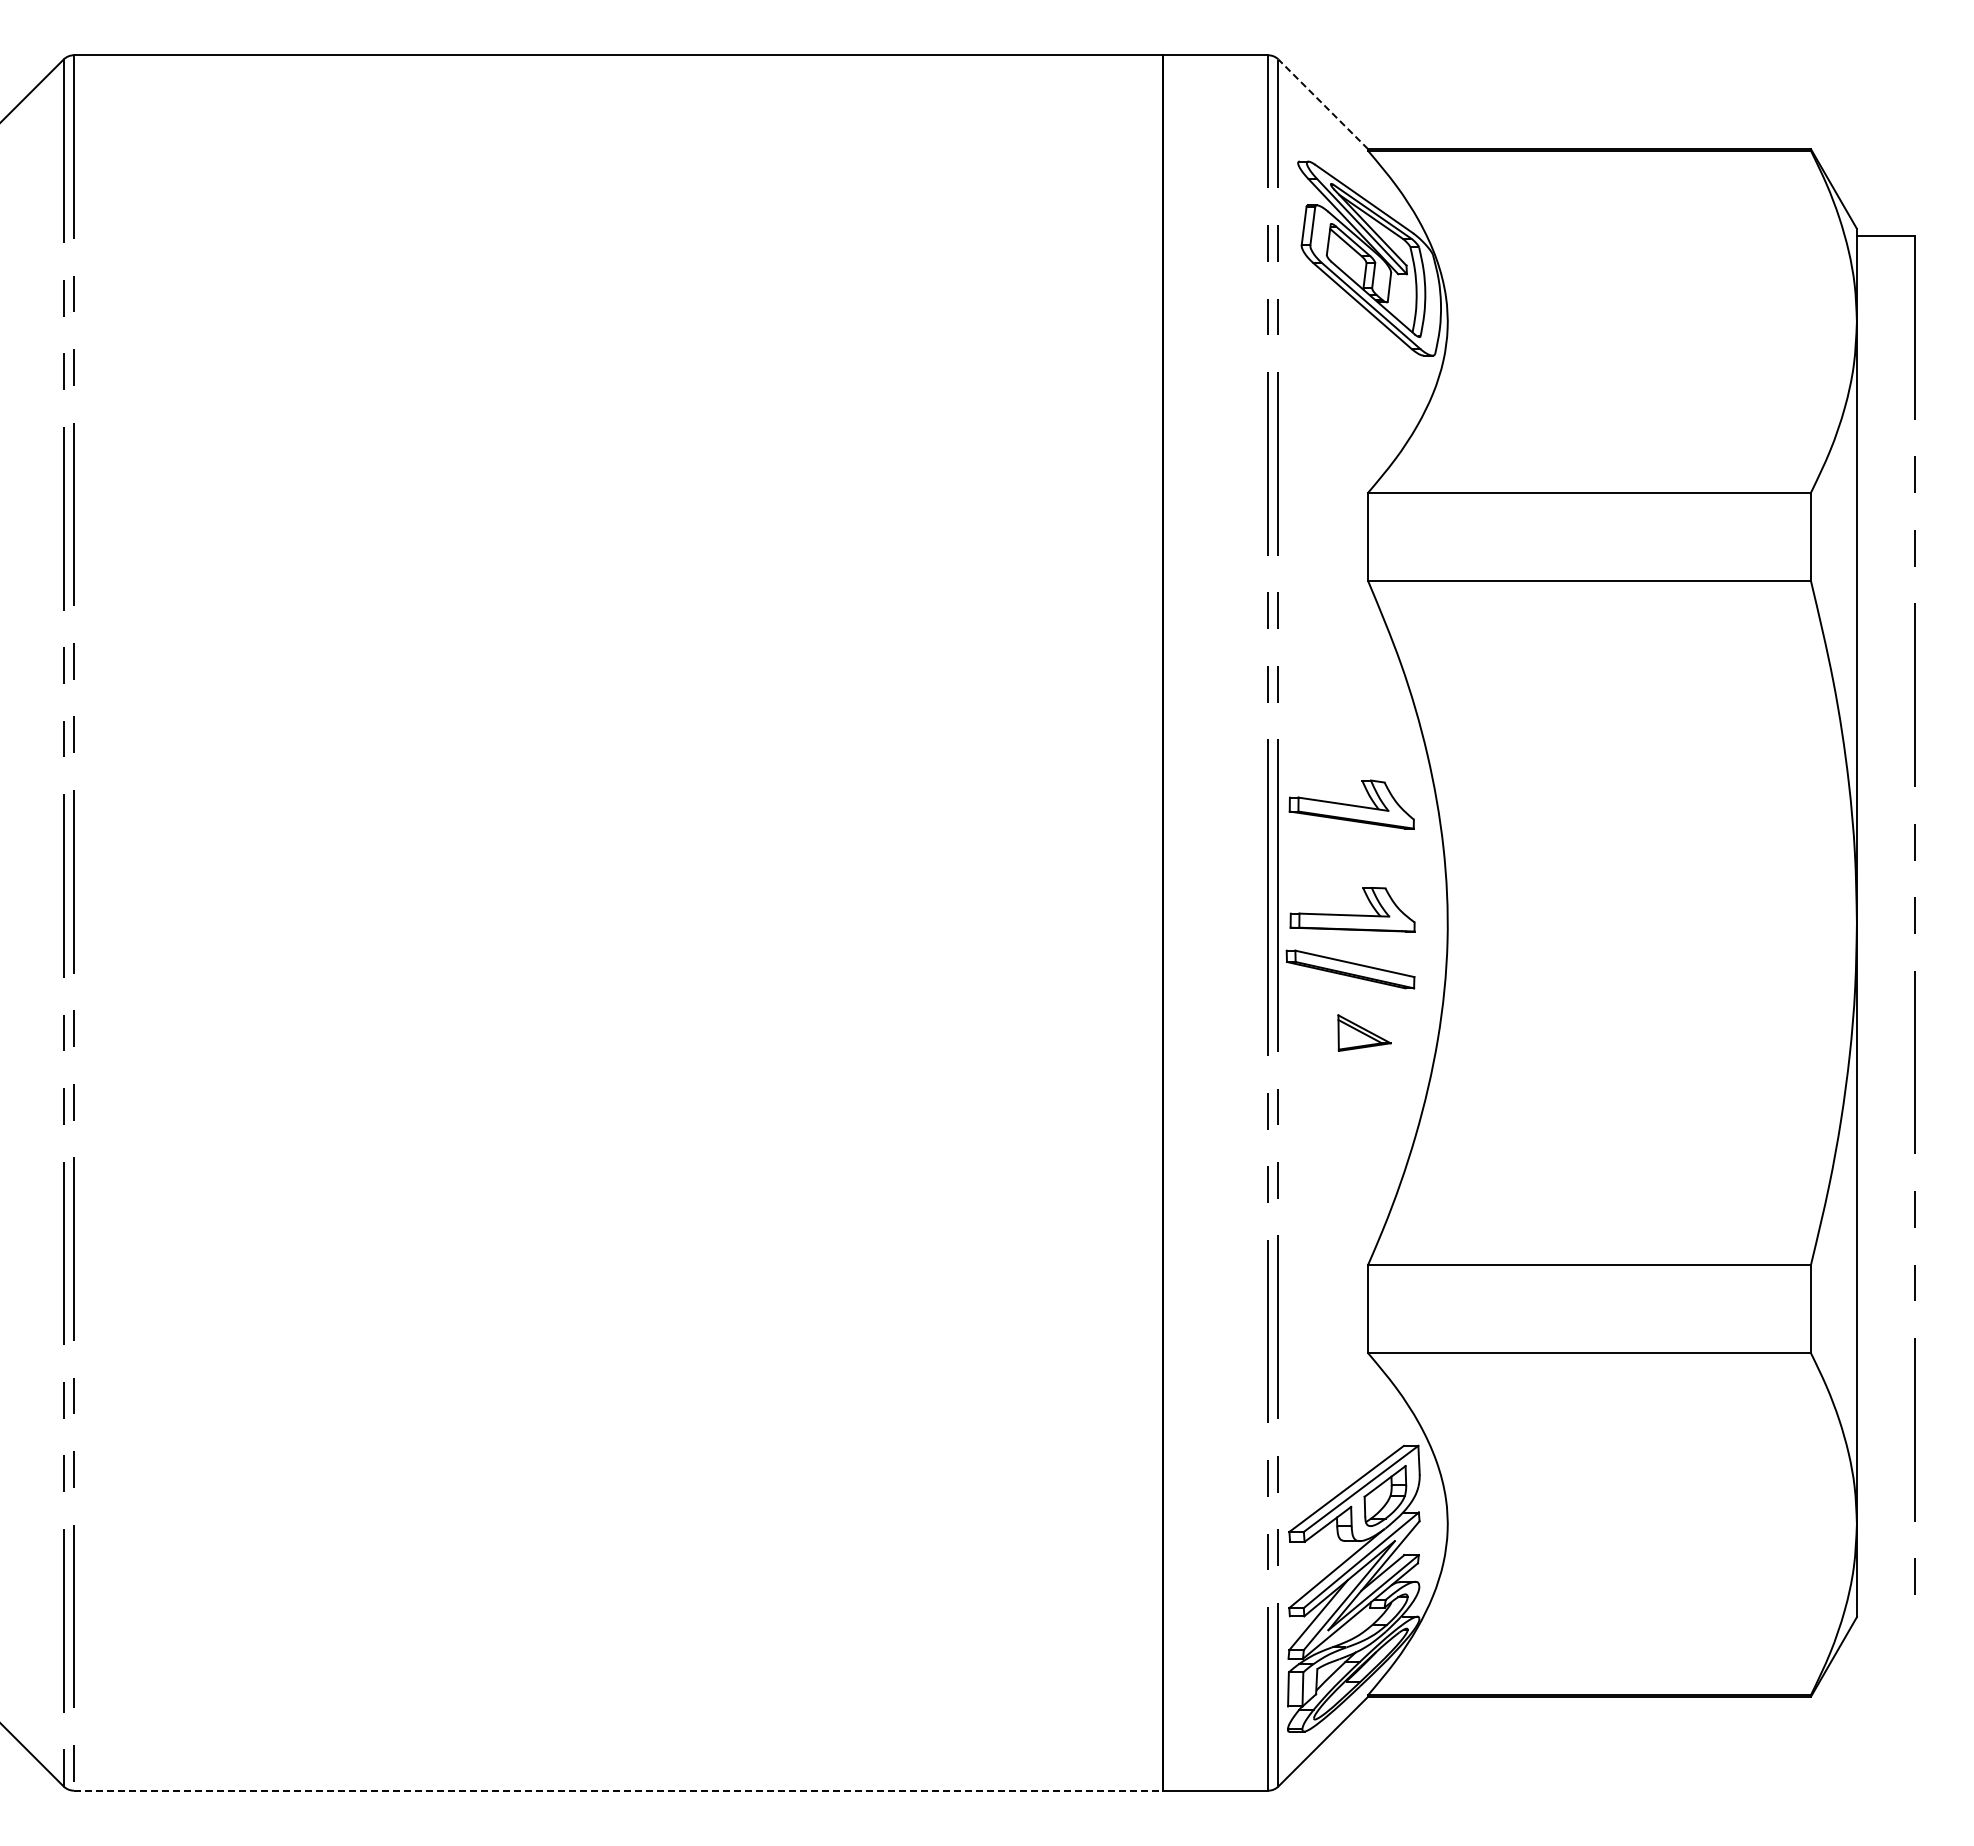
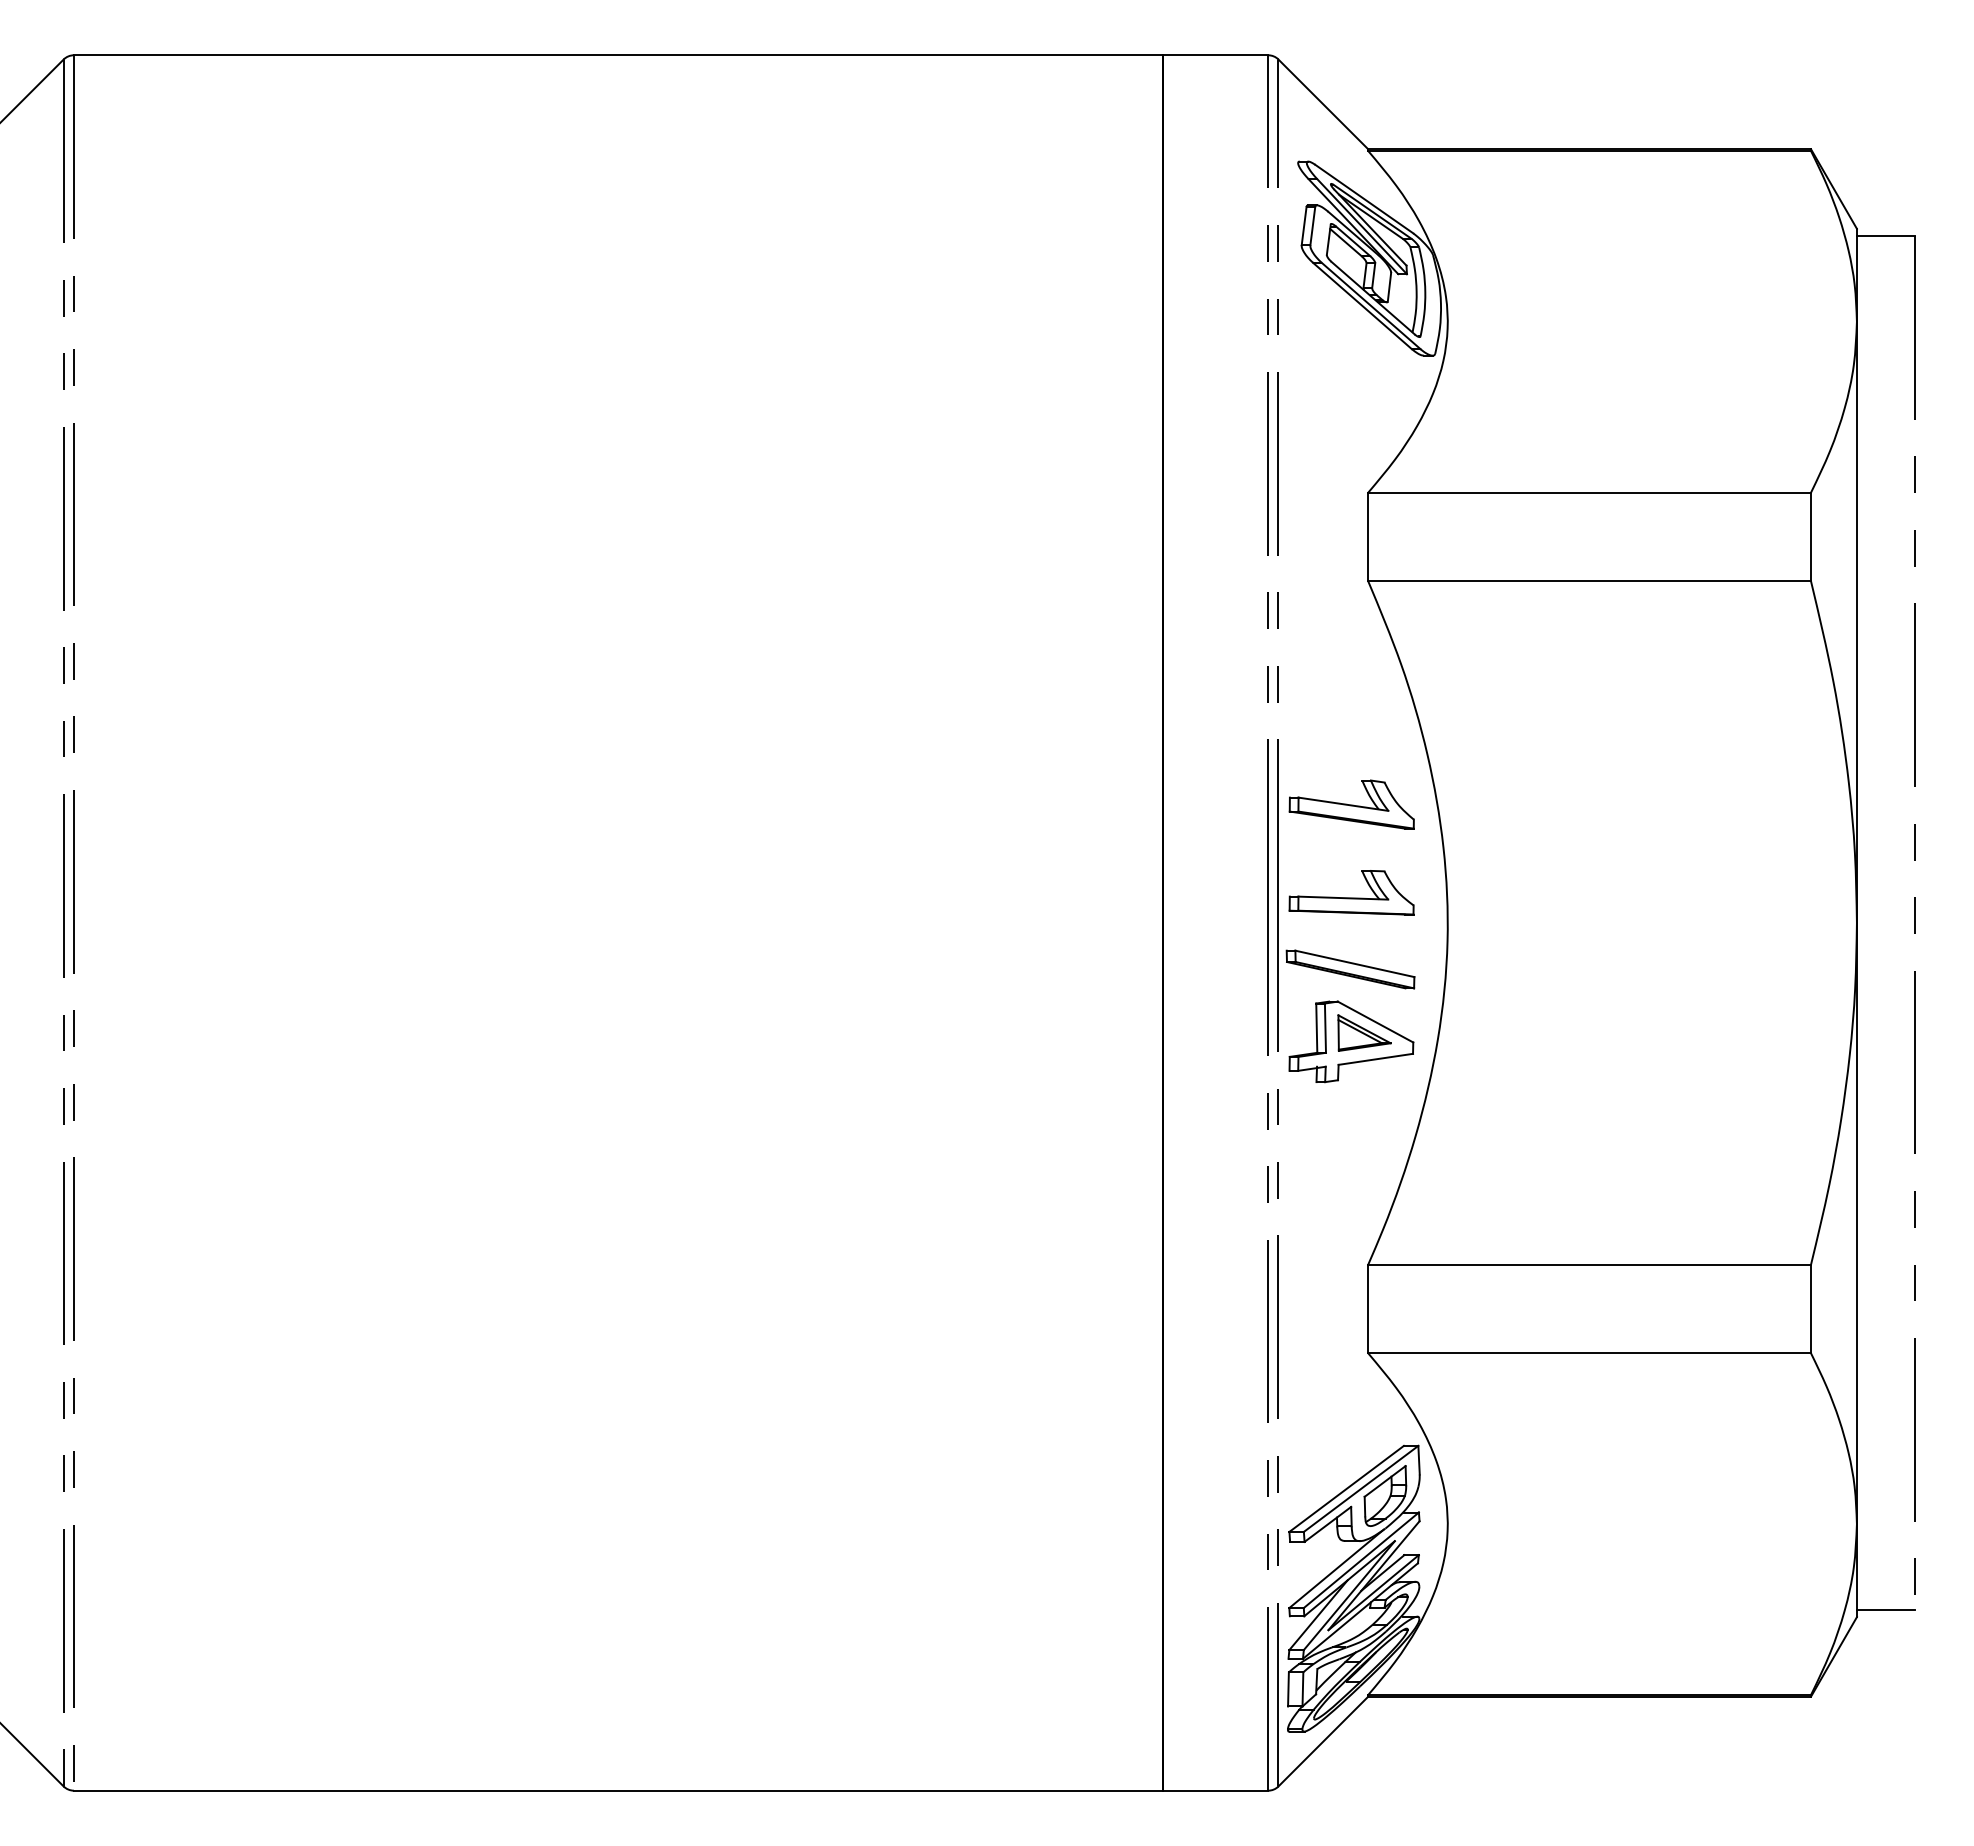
line: dashed -> solid (1323, 104)
part position: (1352, 909) -> (1351, 892) (1351, 892)
part: none -> present (1351, 1041)
line: none -> present (1885, 1609)
line: dashed -> solid (618, 1790)
